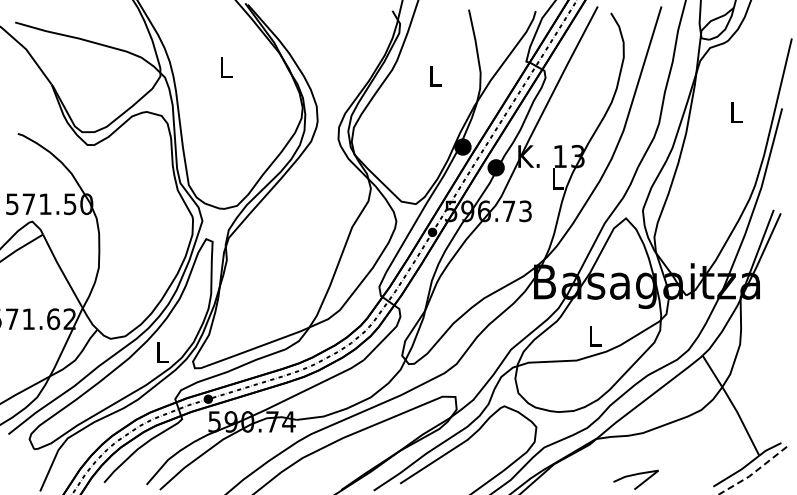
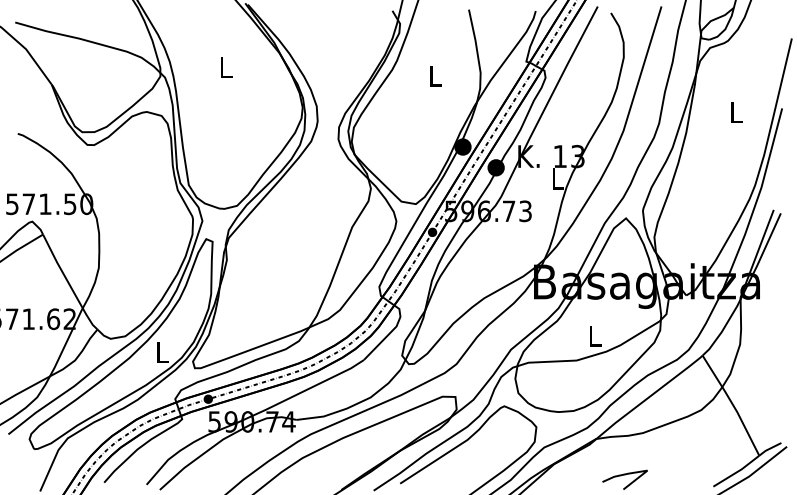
line: dashed -> solid (753, 472)
line position: (635, 475) -> (624, 475) (624, 475)
